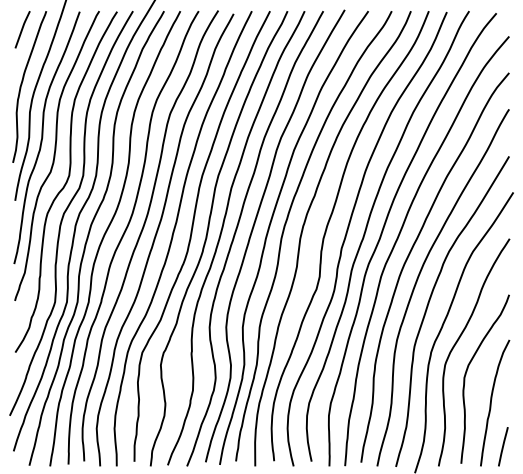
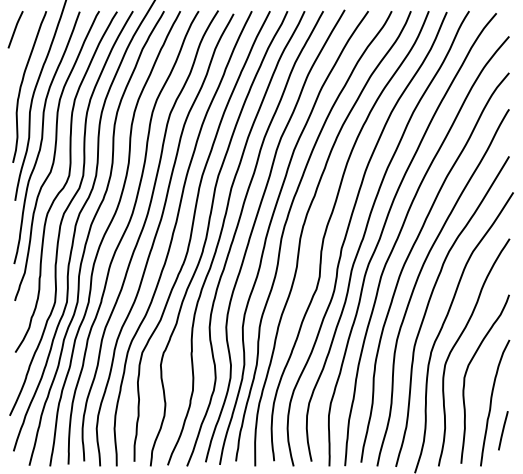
line position: (22, 29) -> (15, 29) (15, 29)
line position: (503, 446) -> (503, 430) (503, 430)
